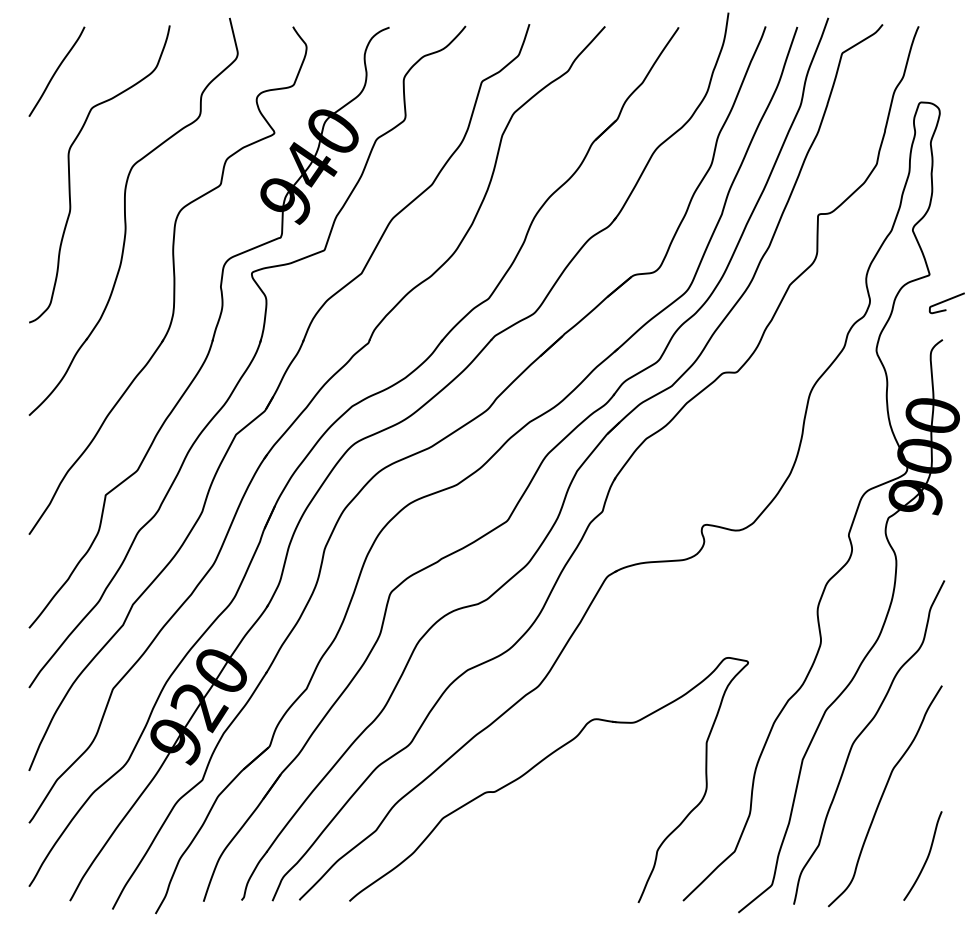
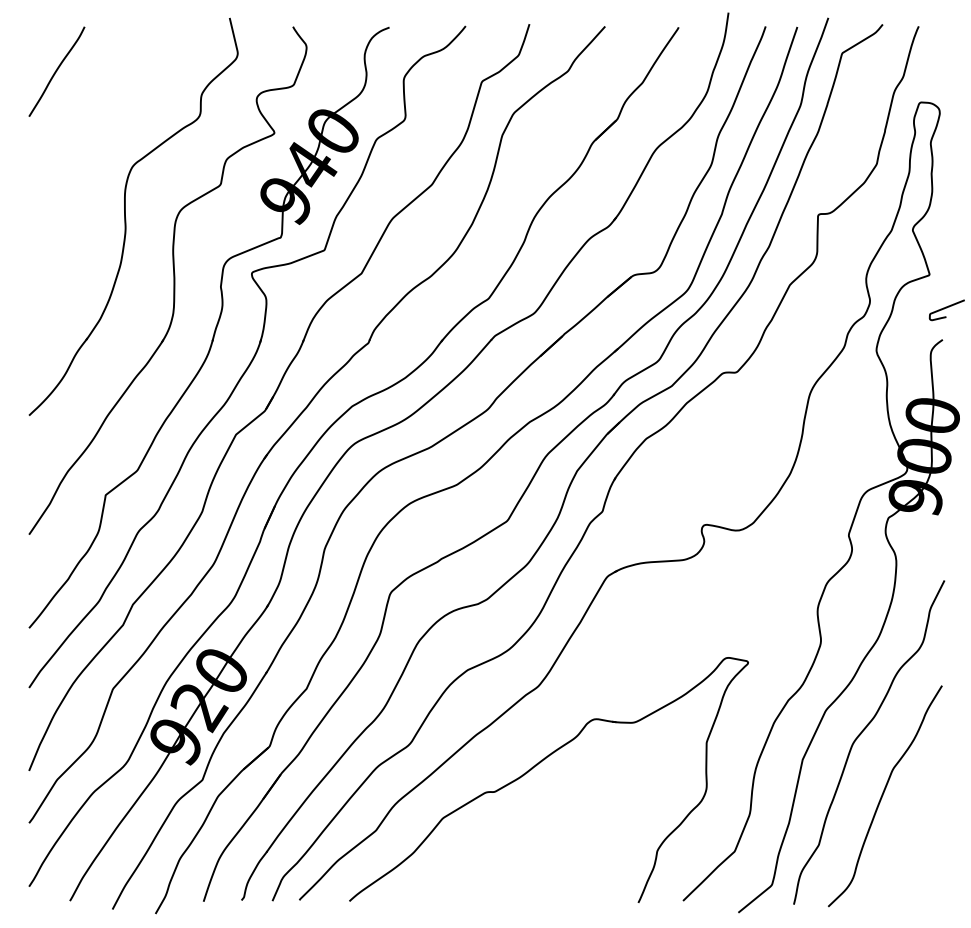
curve: present -> none (70, 176)
curve position: (946, 301) -> (946, 308) (946, 308)
curve: present -> none (926, 857)
